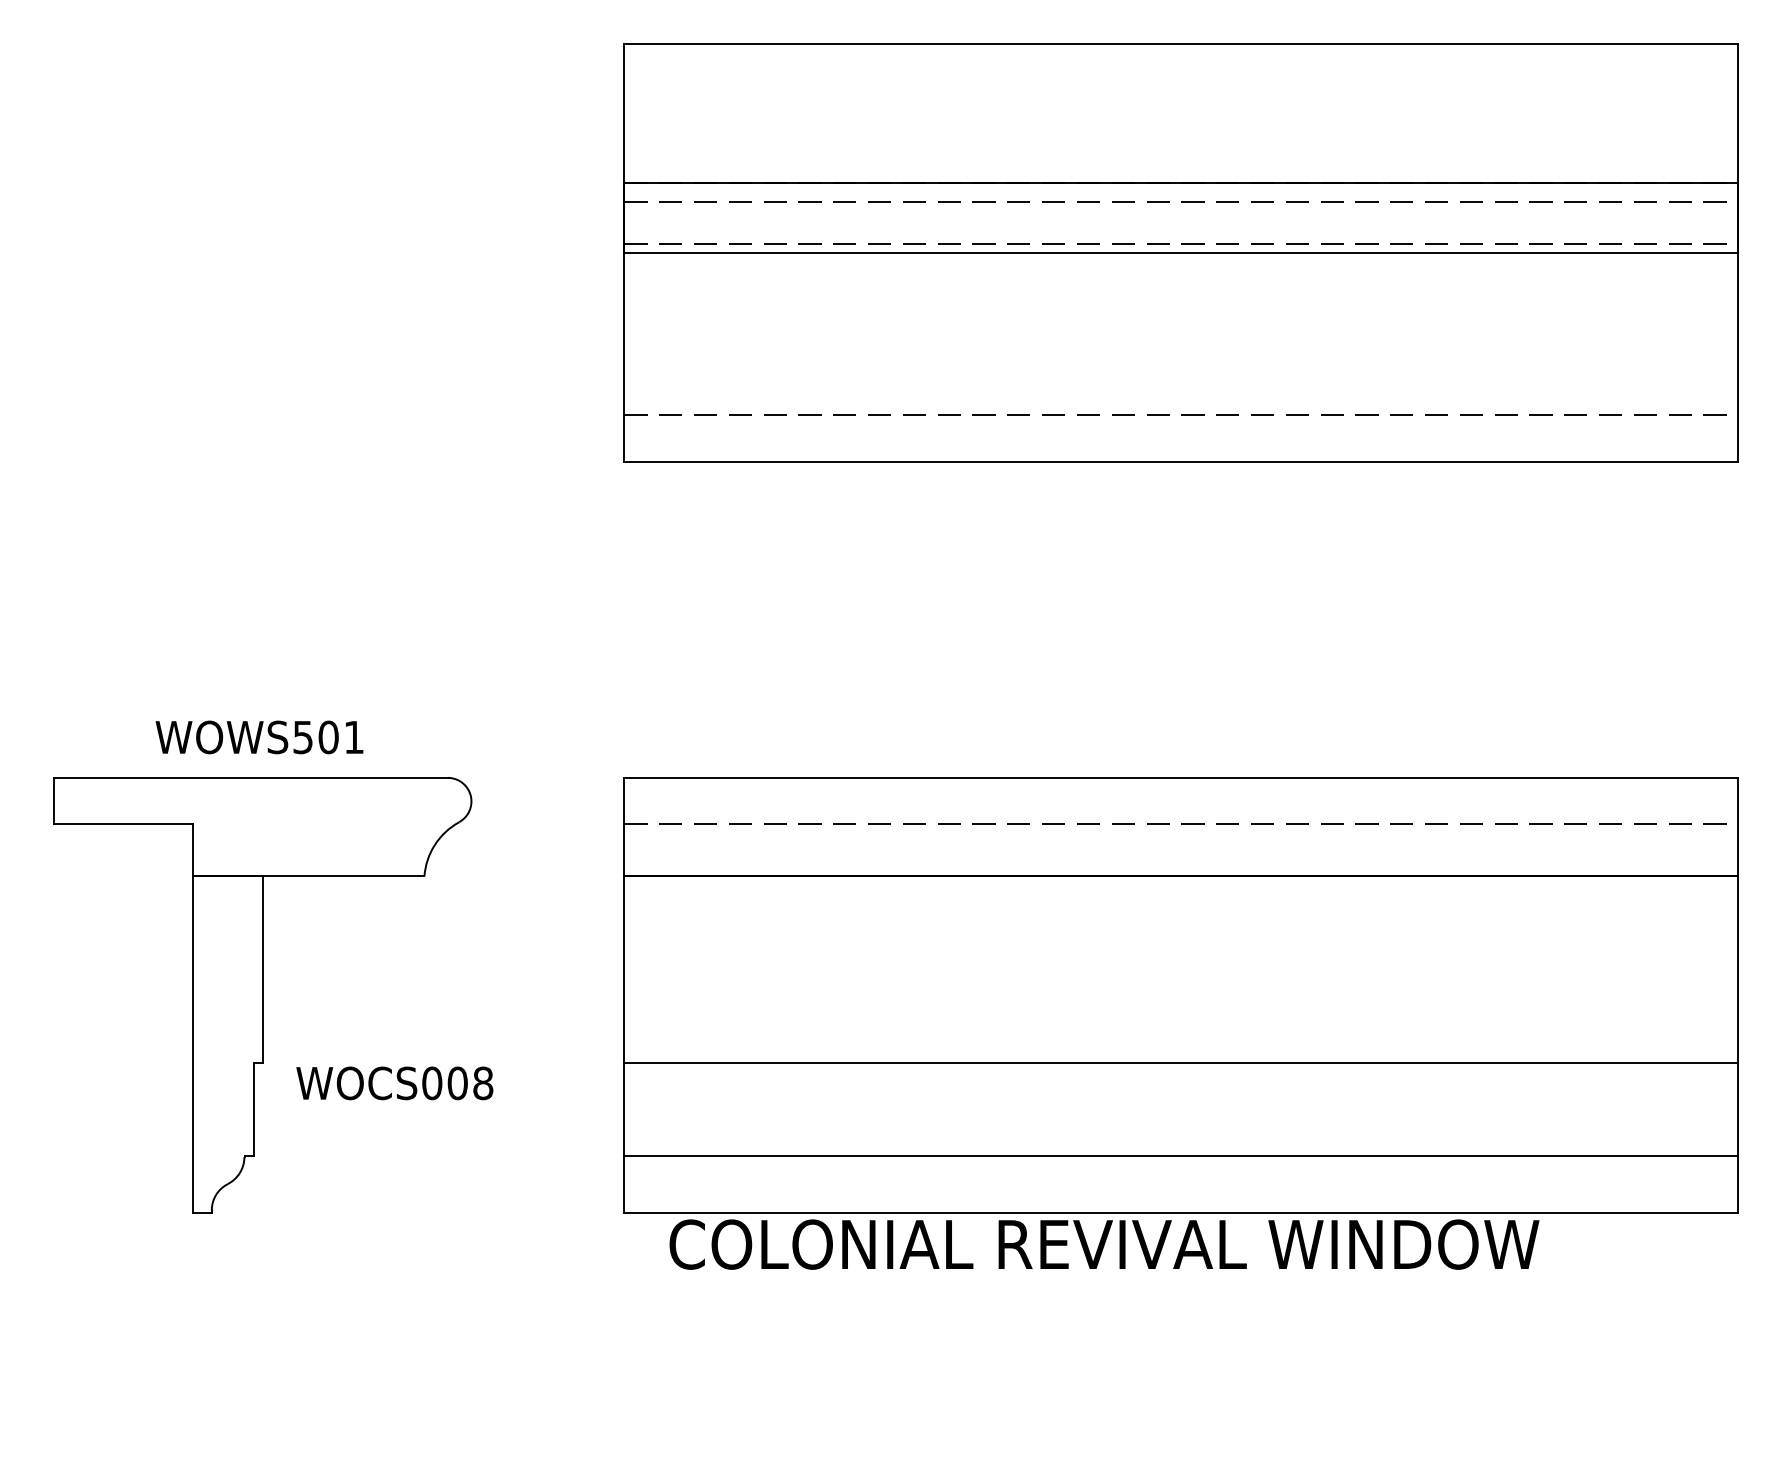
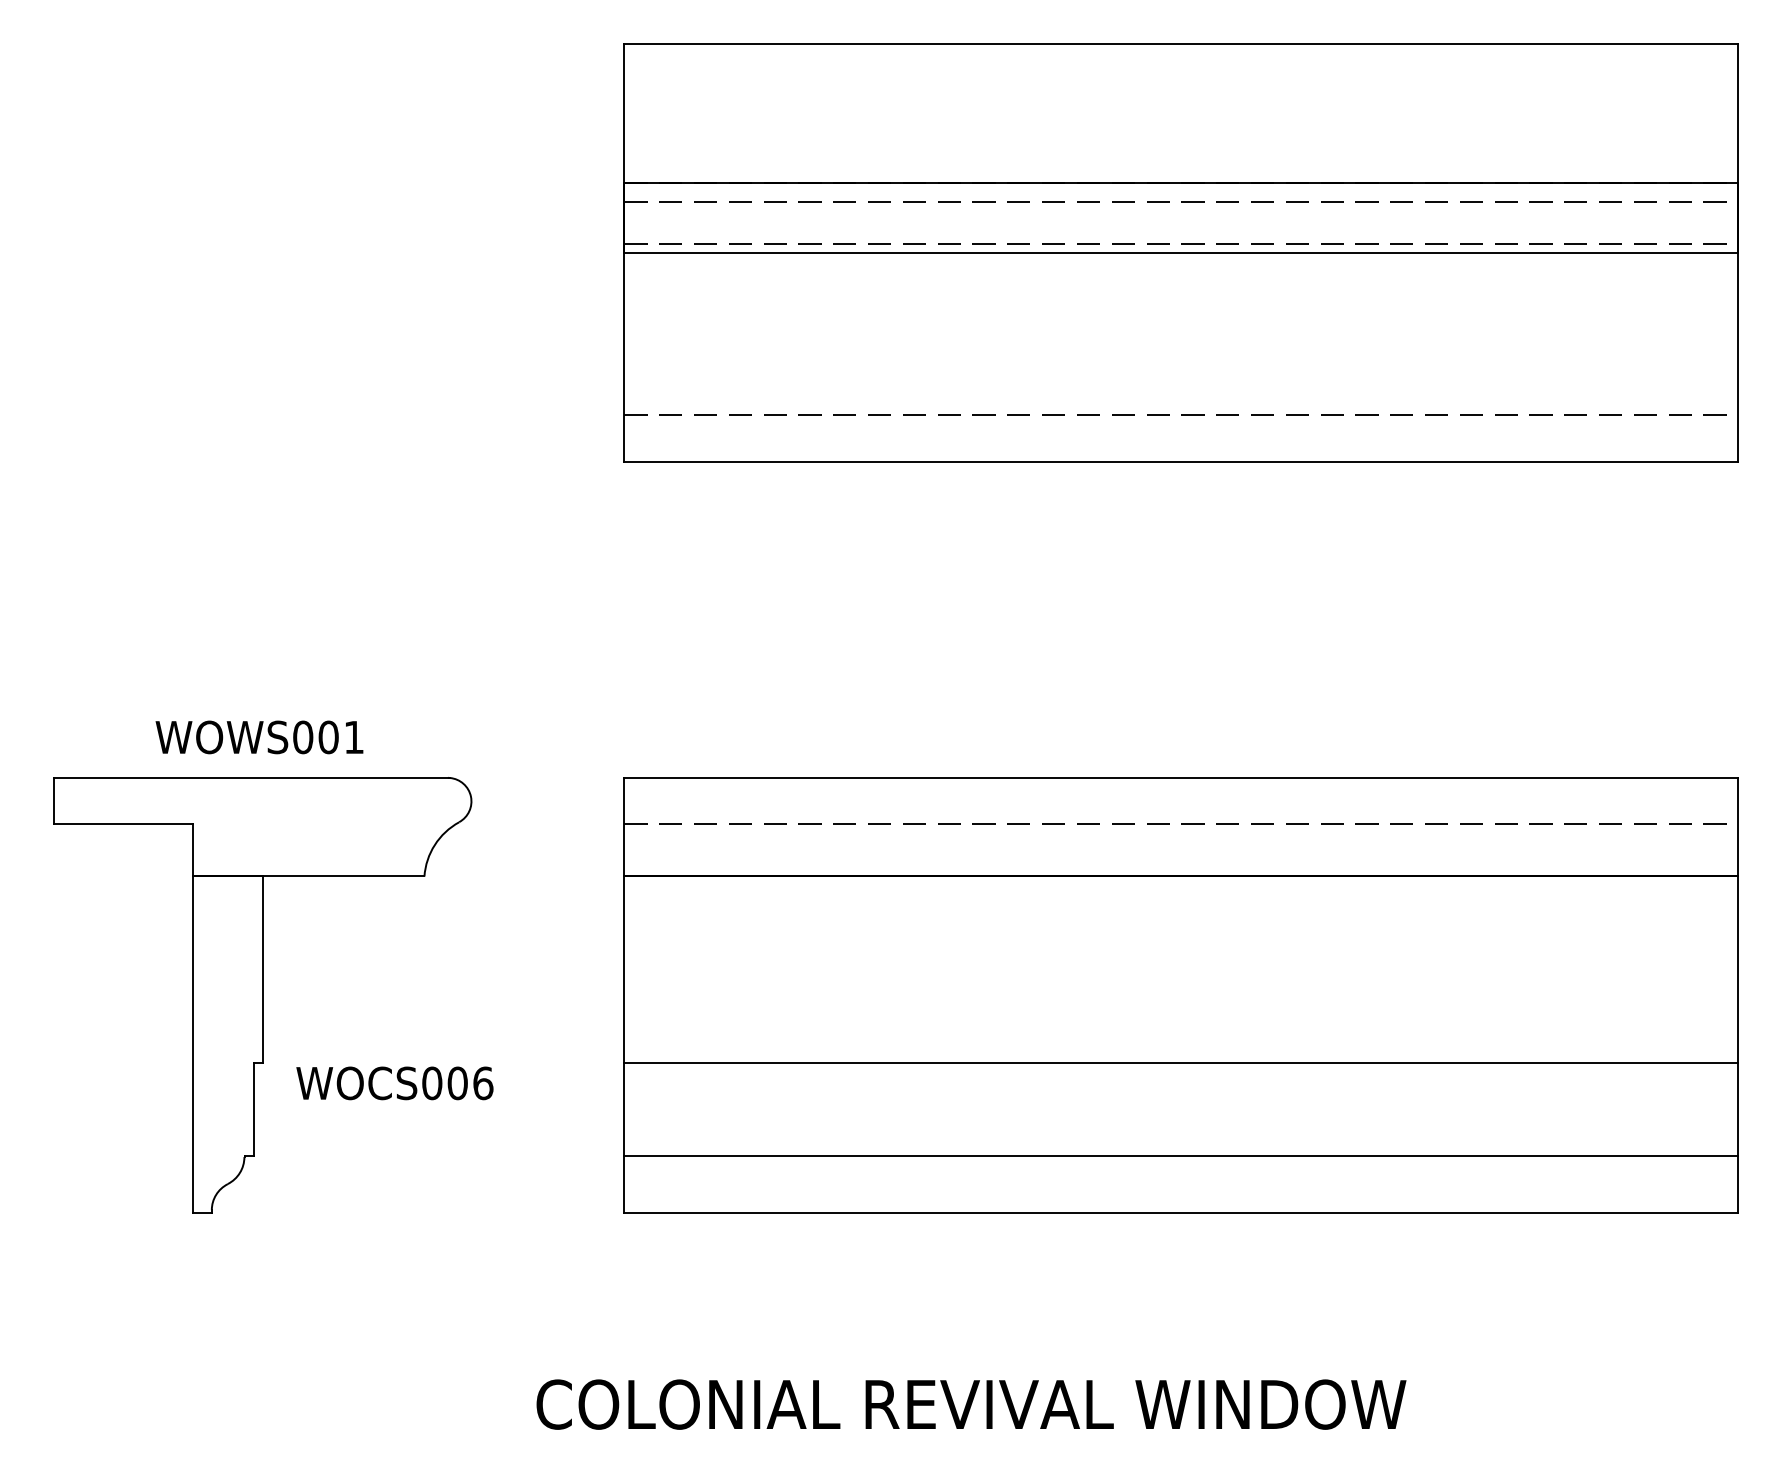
text: WOWS501 -> WOWS001 (303, 737)
text: WOCS008 -> WOCS006 (483, 1083)
text position: (1104, 1244) -> (971, 1404) (971, 1404)
